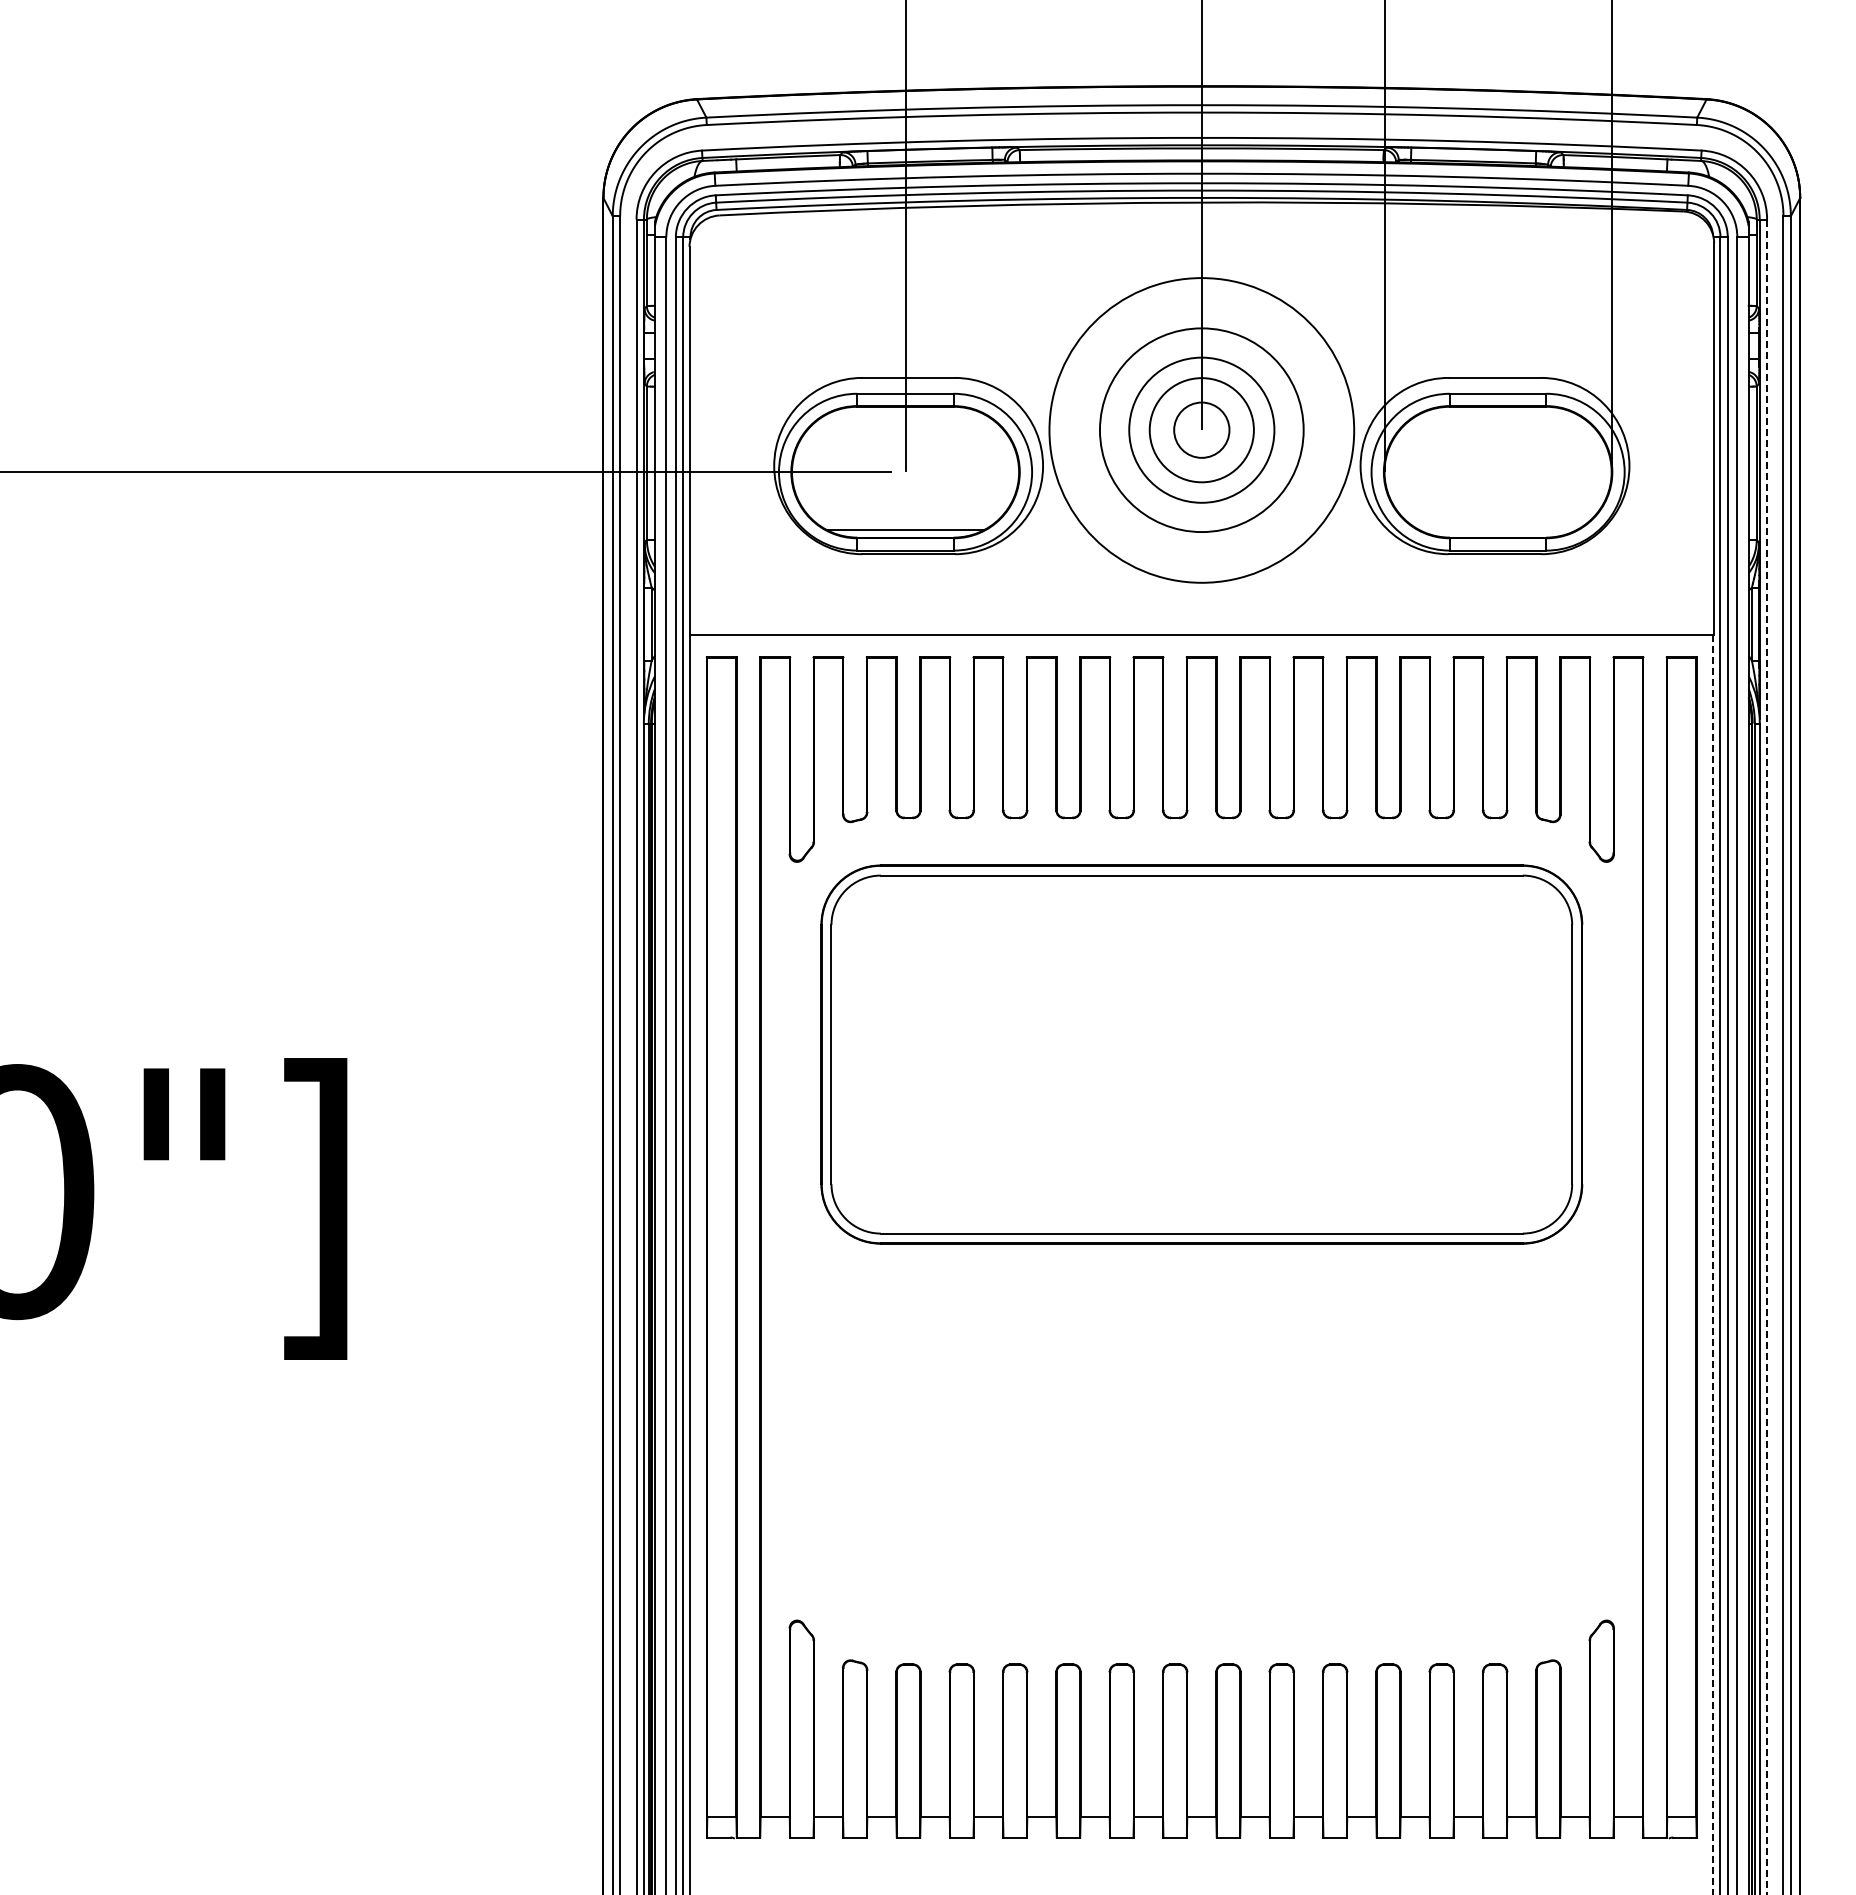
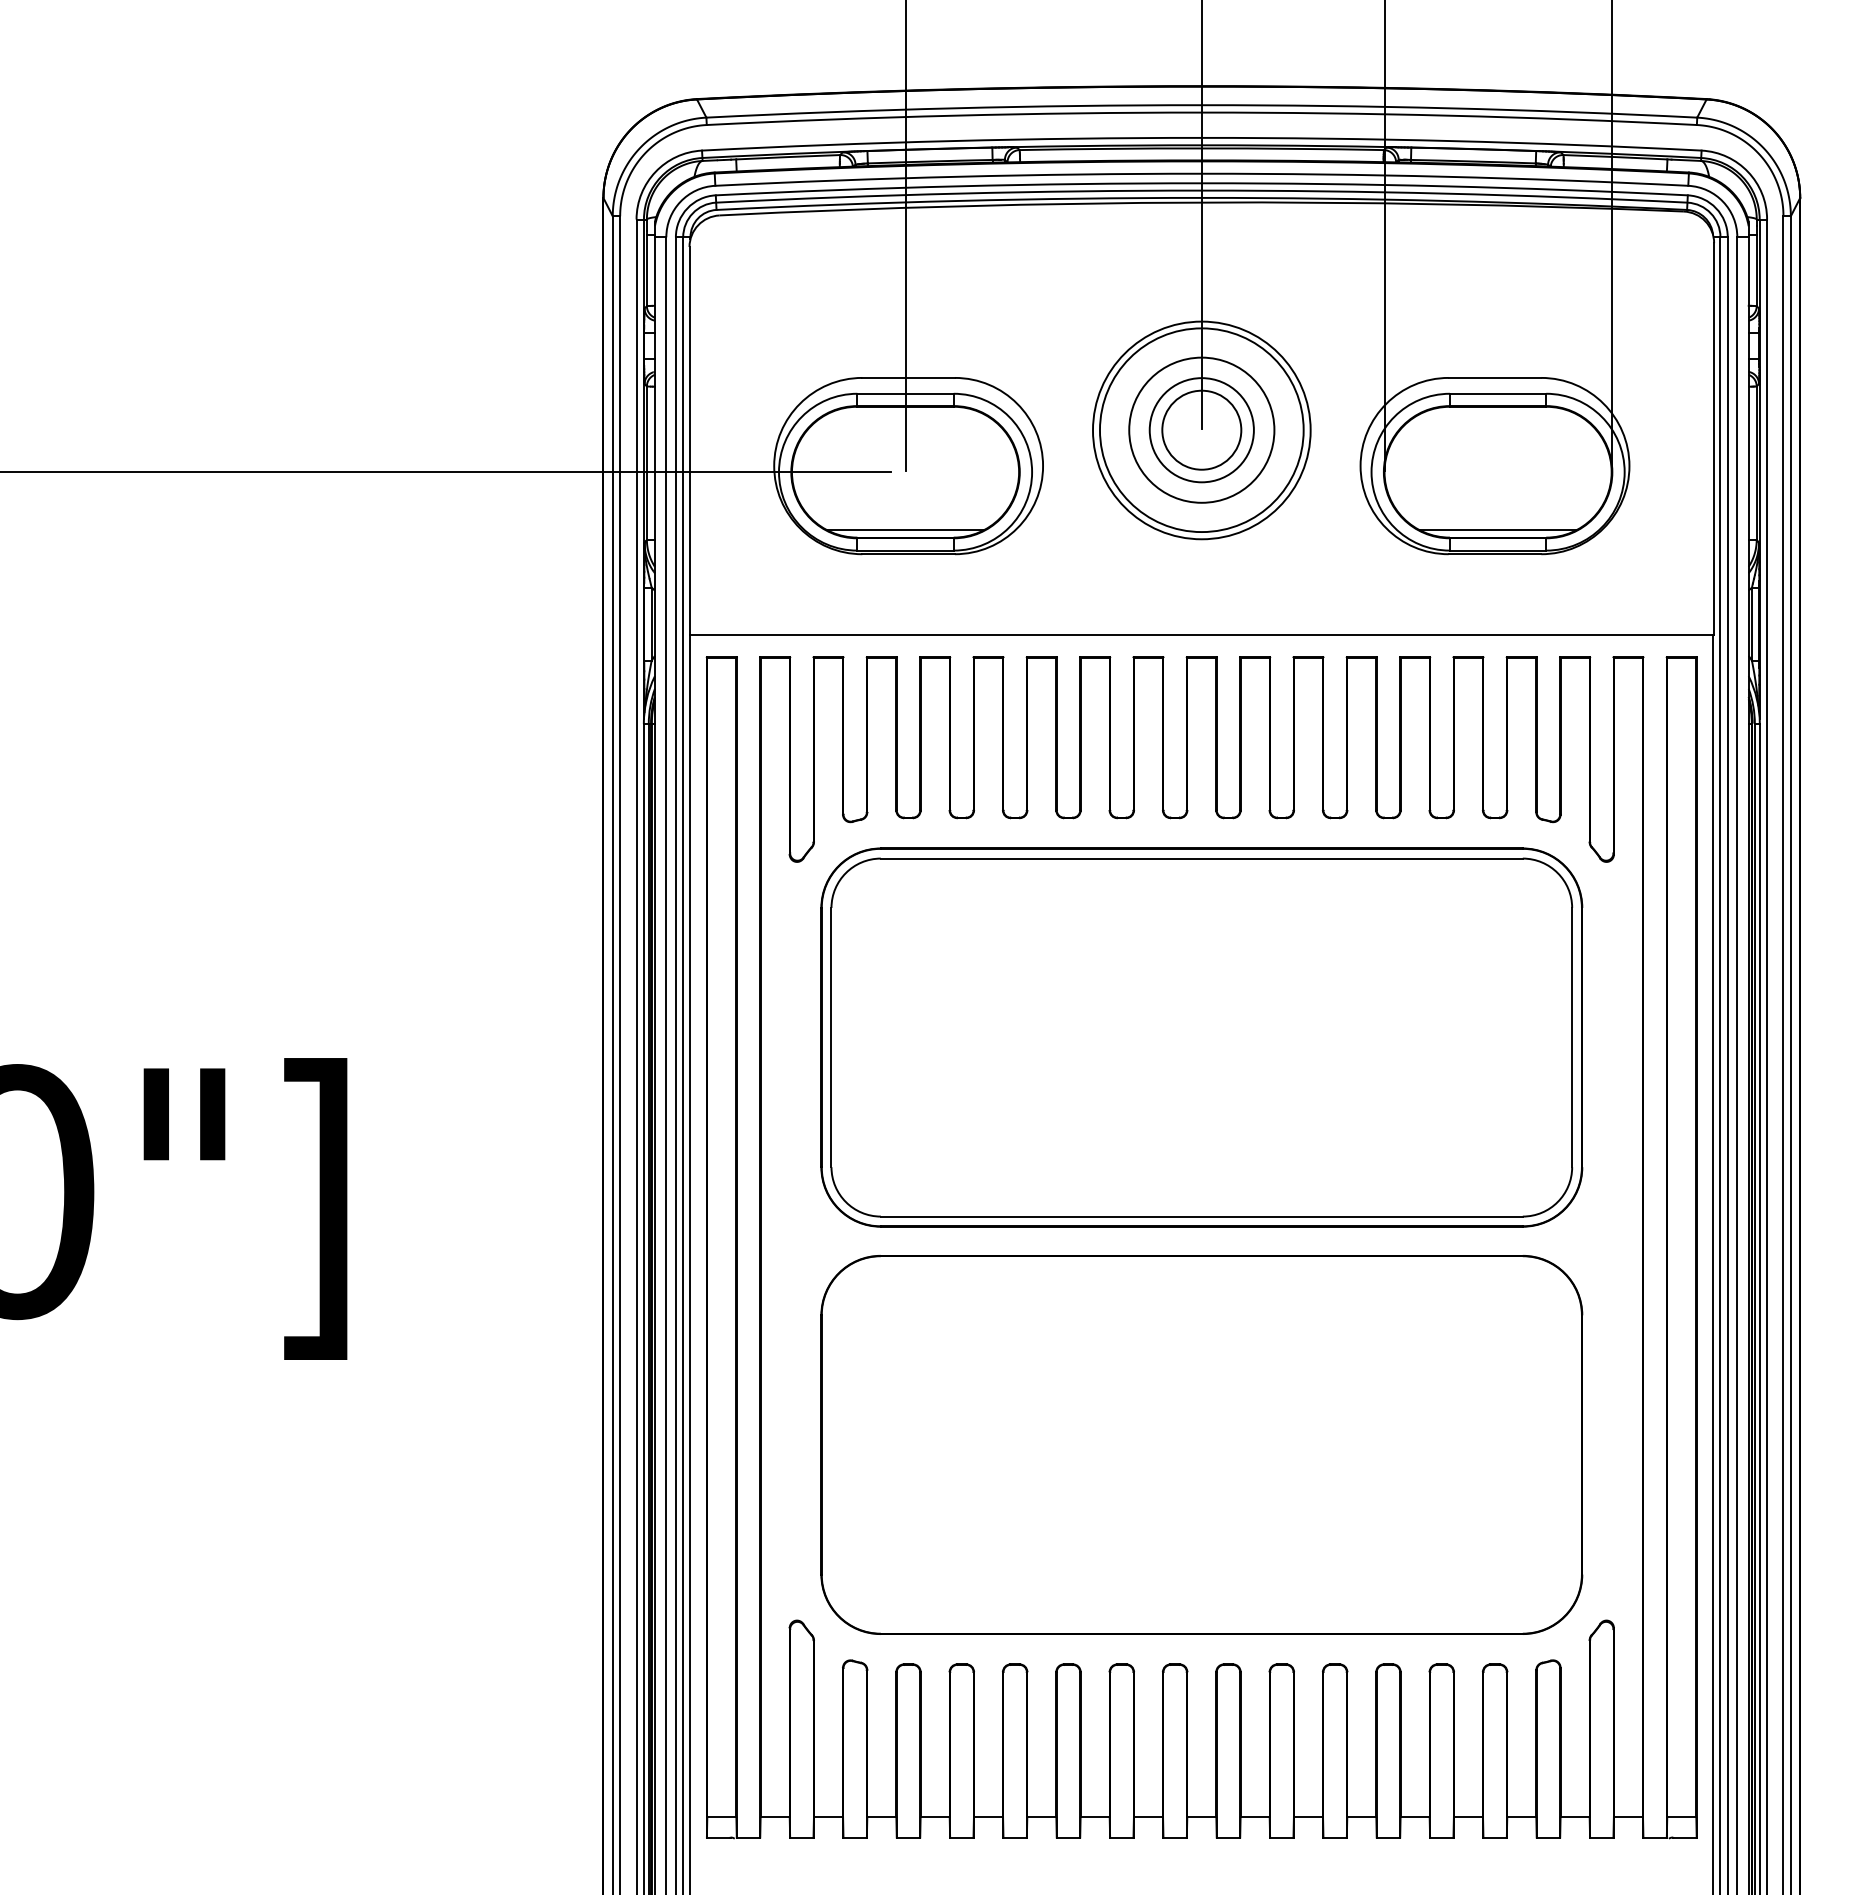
circle diameter: 55 px -> 79 px (1201, 429)
circle diameter: 305 px -> 218 px (1201, 430)
line: none -> present (1497, 530)
part position: (1201, 1054) -> (1201, 1037) (1201, 1037)
line: dashed -> solid (1767, 1056)
line: dashed -> solid (1713, 1265)
part: none -> present (1201, 1444)
